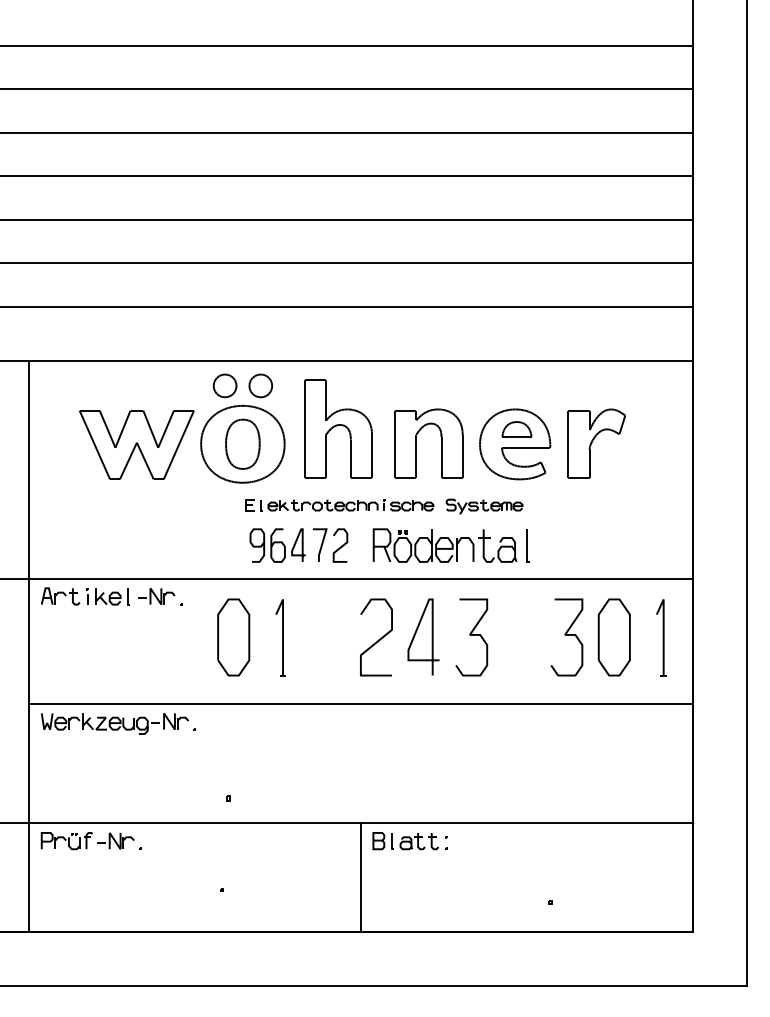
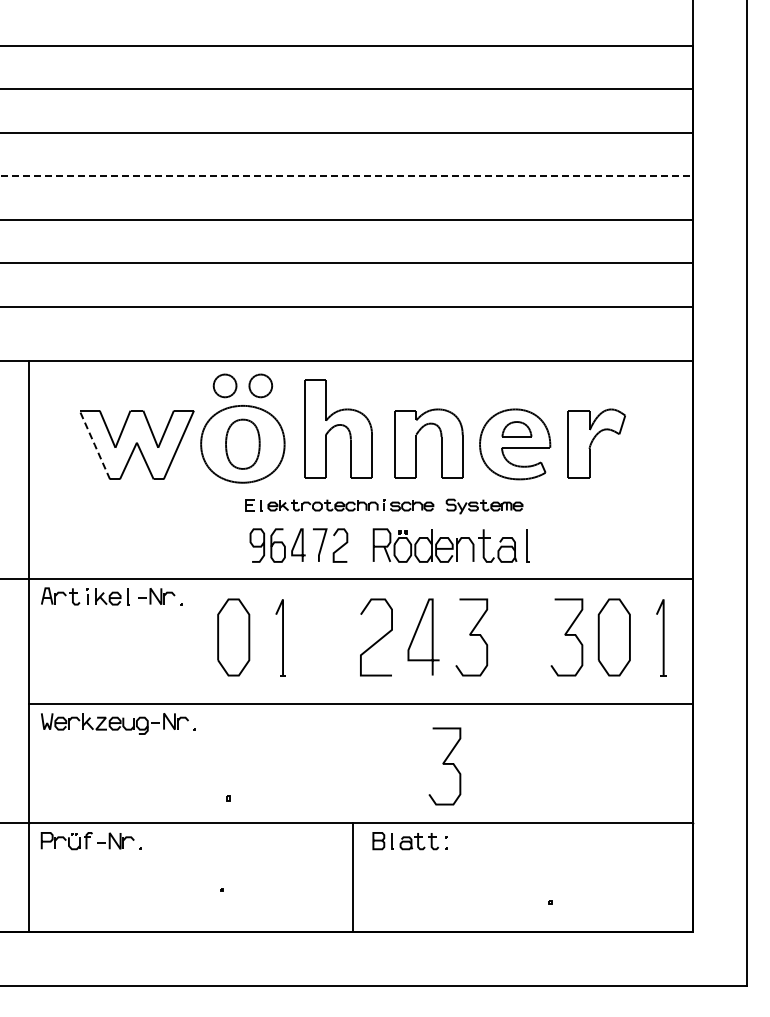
line: solid -> dashed (346, 176)
line: solid -> dashed (94, 445)
curve: none -> present (444, 764)
line position: (361, 877) -> (353, 877) (353, 877)
